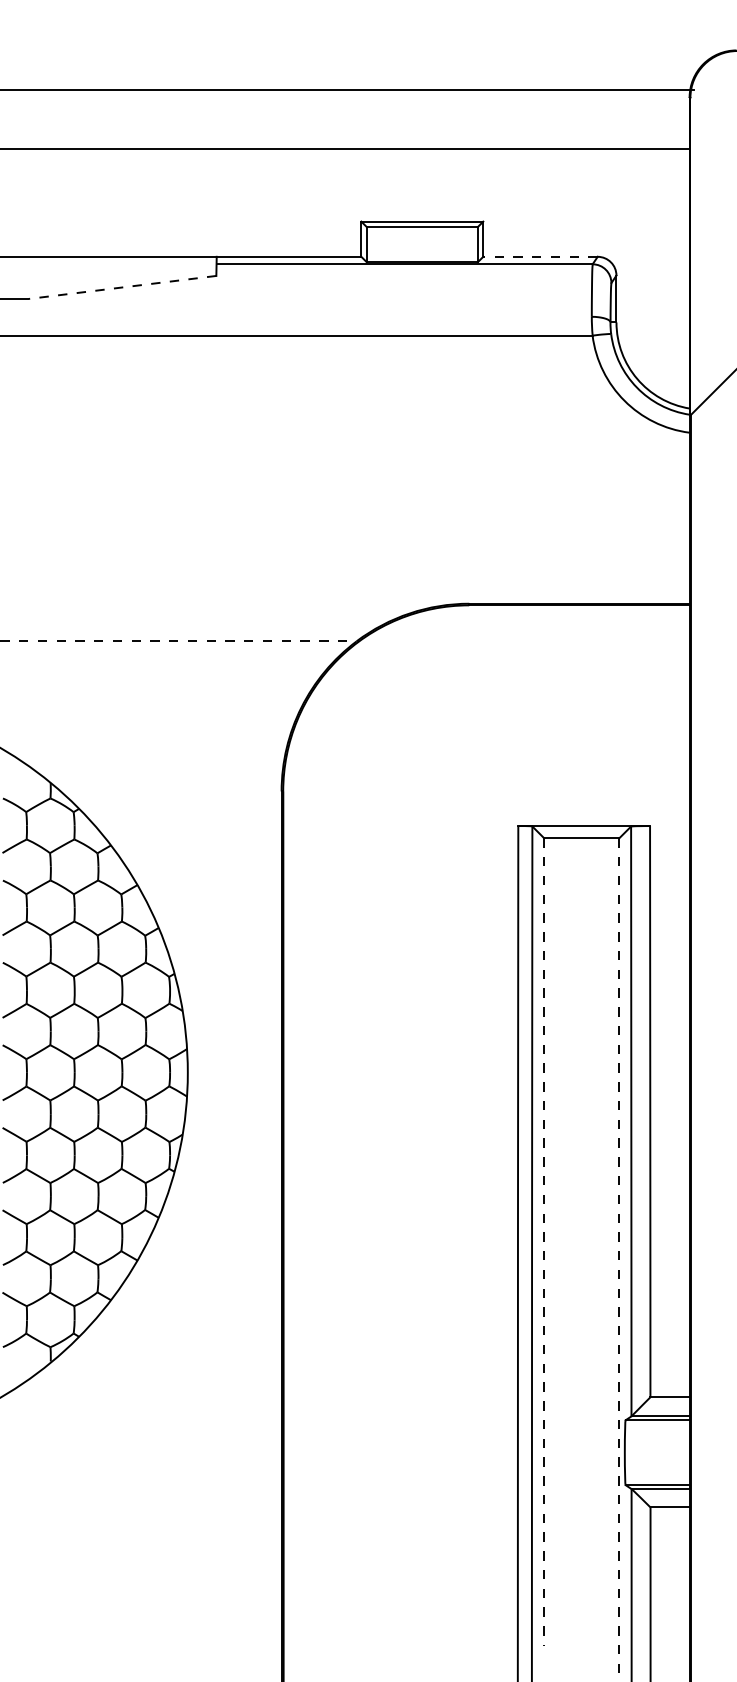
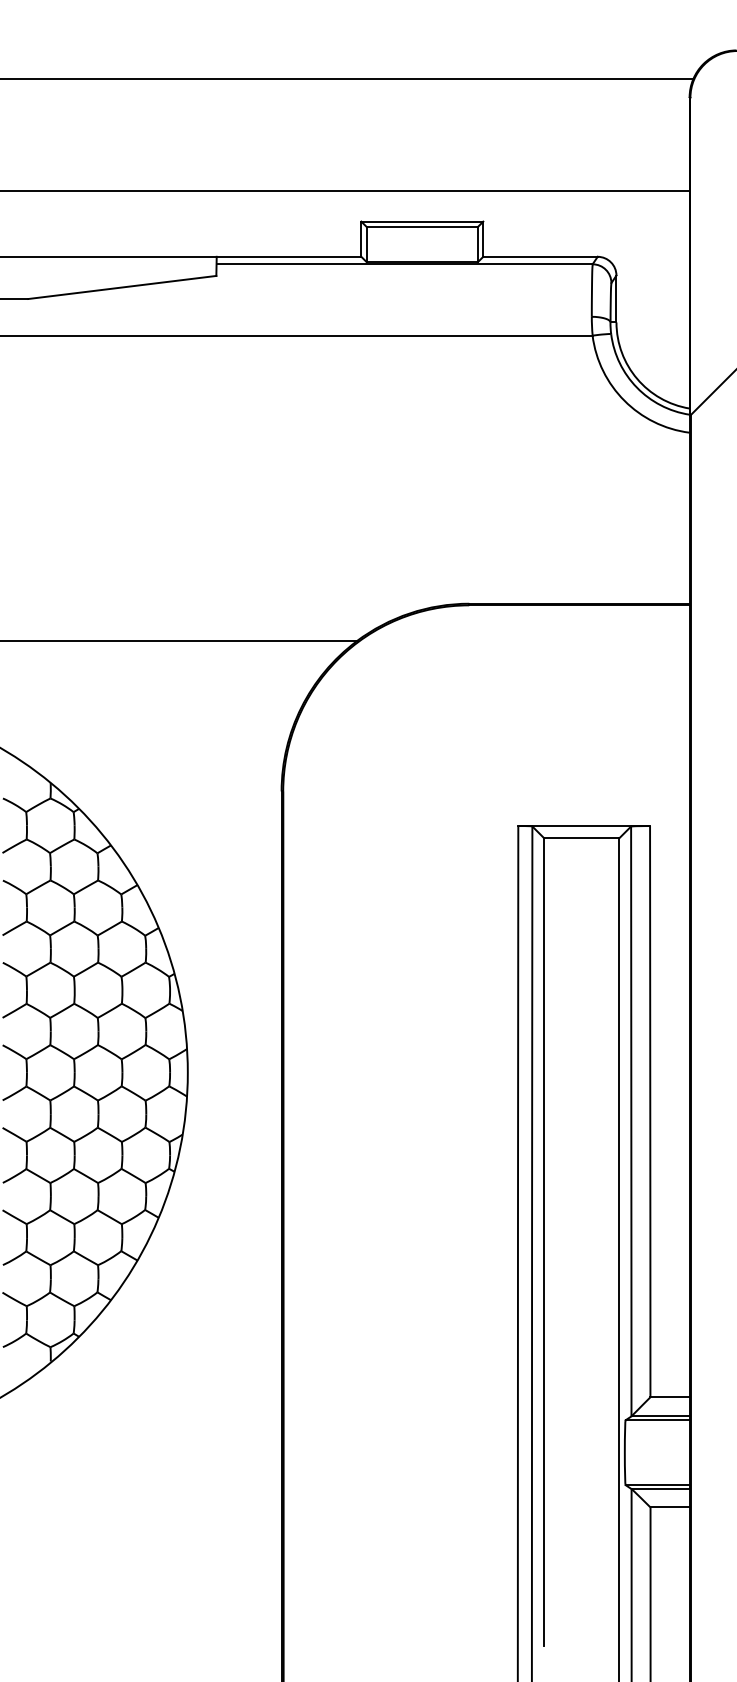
line position: (347, 89) -> (347, 78) (347, 78)
line position: (345, 149) -> (345, 191) (345, 191)
line: dashed -> solid (540, 256)
line: dashed -> solid (122, 287)
line: dashed -> solid (178, 641)
line: dashed -> solid (544, 1242)
line: dashed -> solid (619, 1259)
